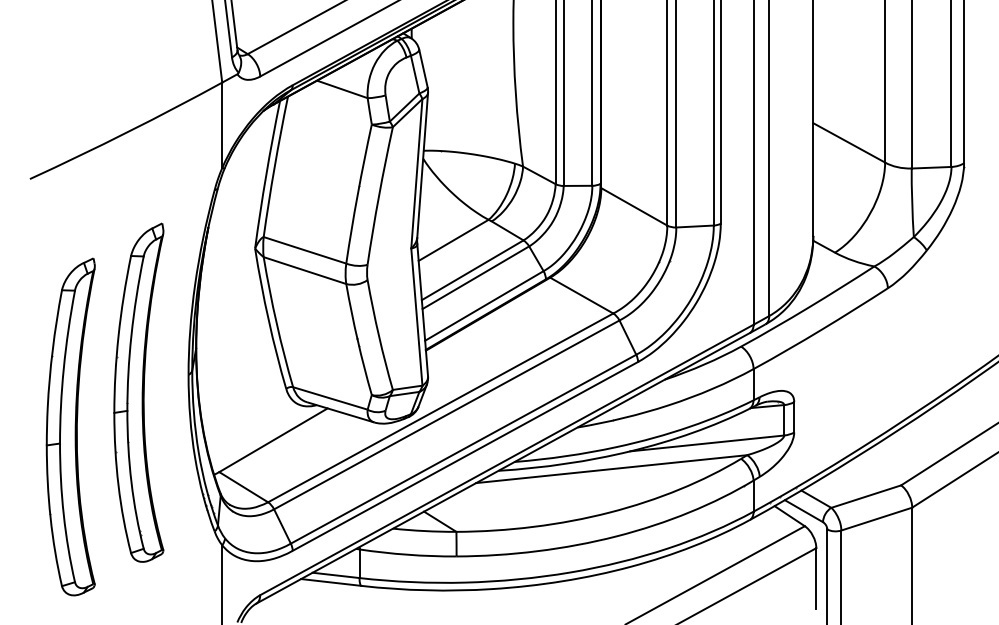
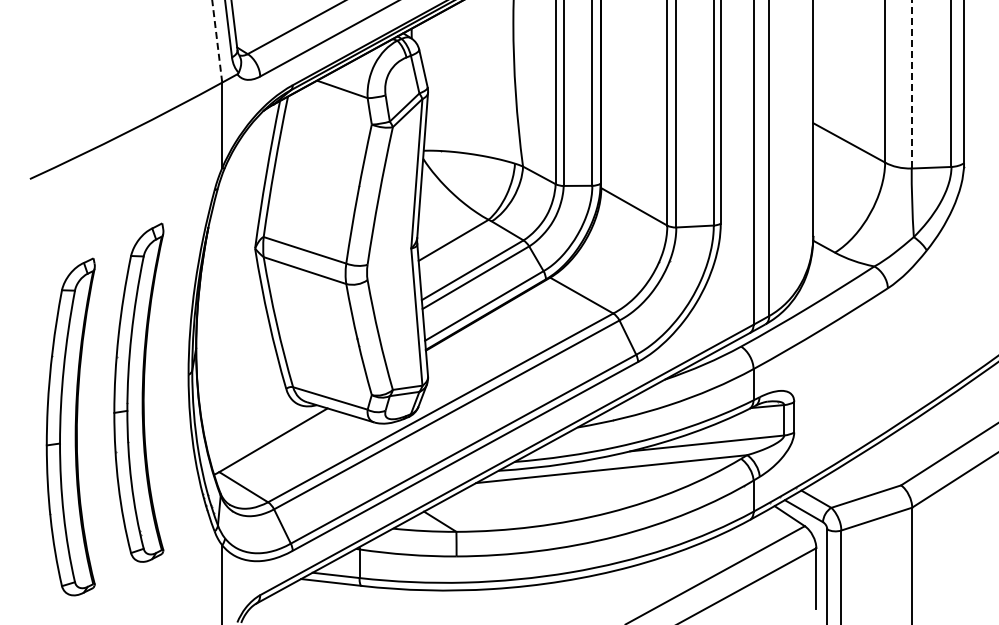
line: solid -> dashed (217, 41)
line: solid -> dashed (911, 84)
